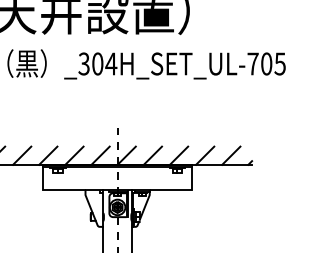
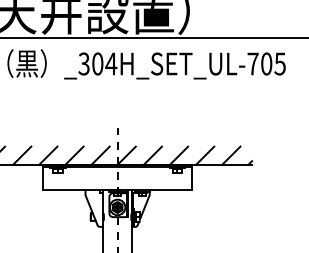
line: none -> present (153, 37)
